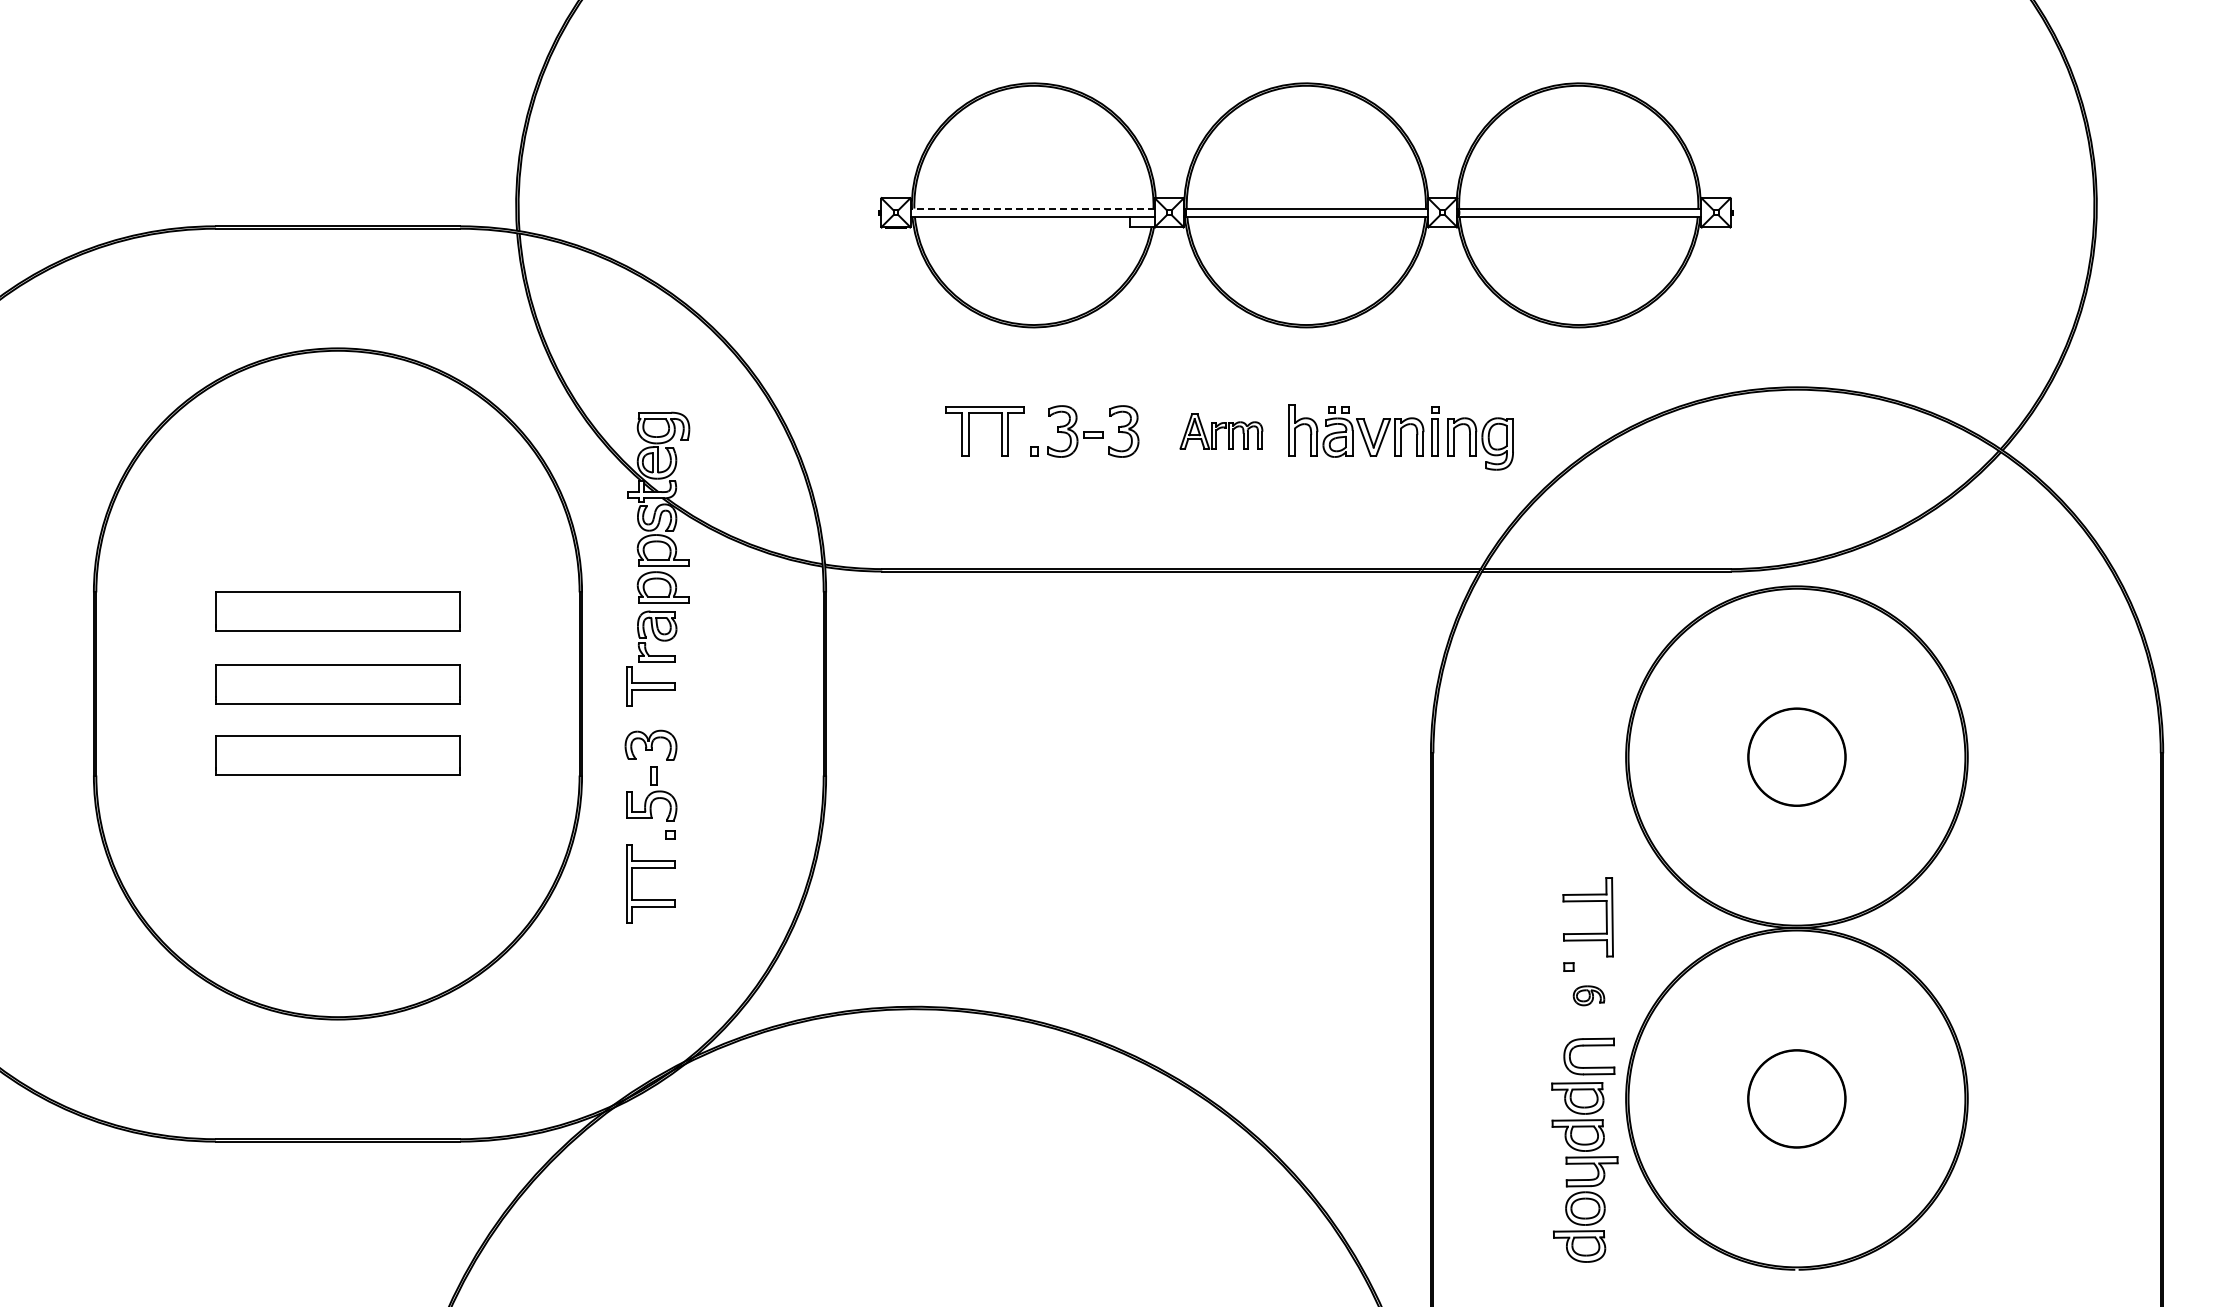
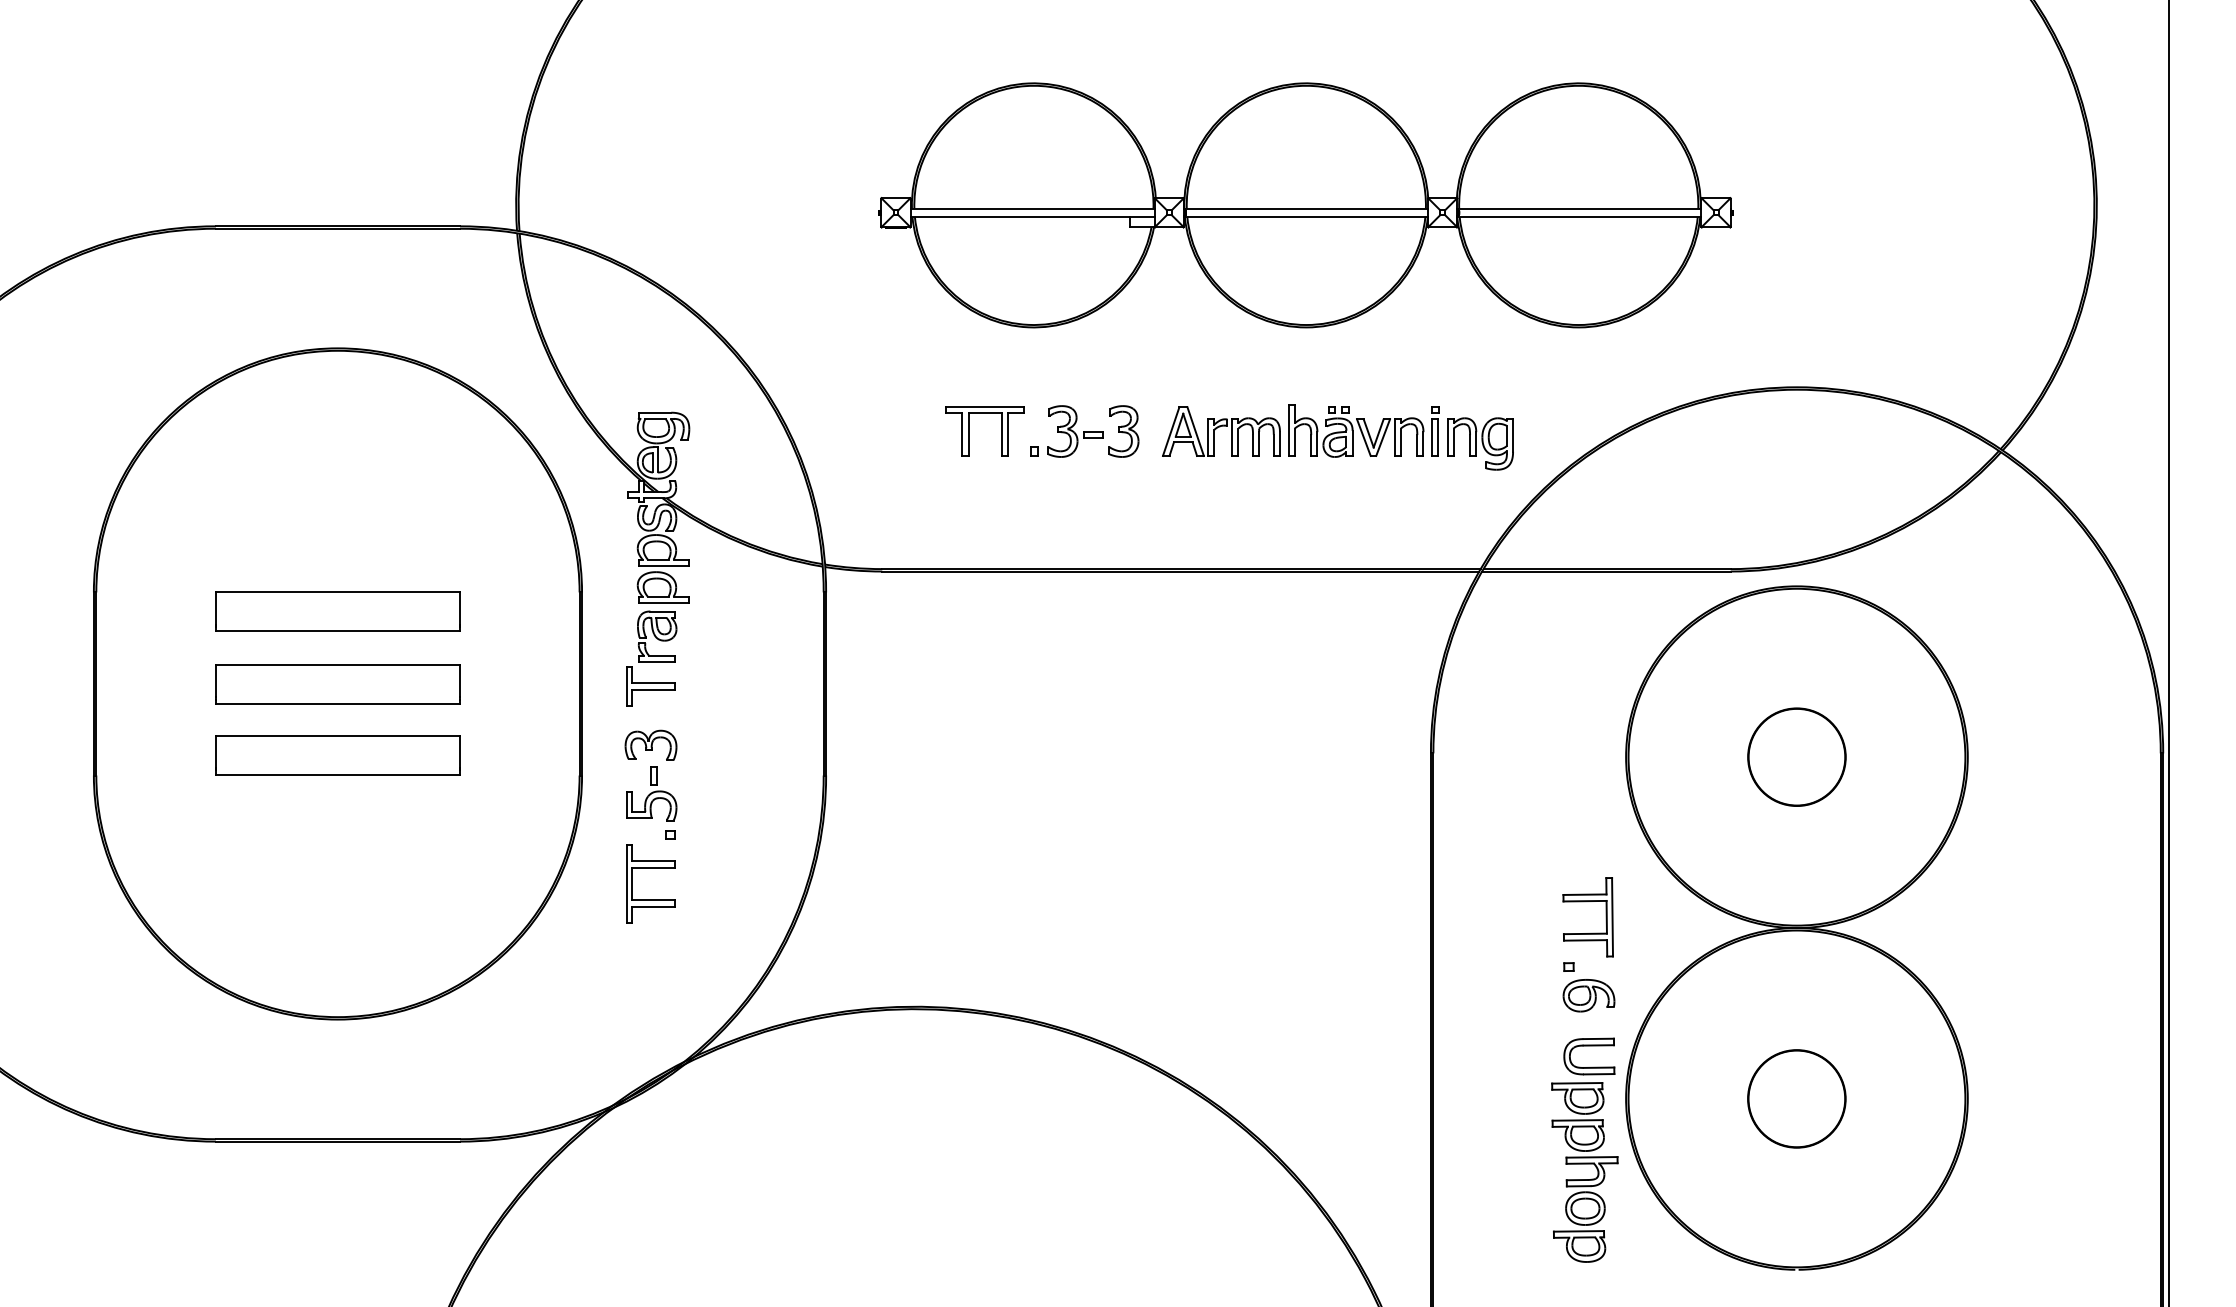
line: dashed -> solid (1032, 208)
part size: 85x37 px -> 119x51 px (1221, 431)
line: none -> present (2168, 652)
part size: 34x22 px -> 54x34 px (1588, 995)
